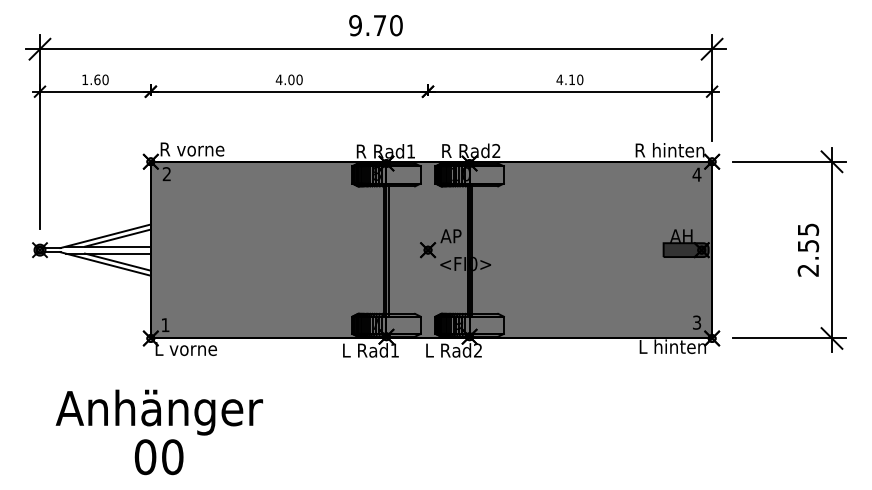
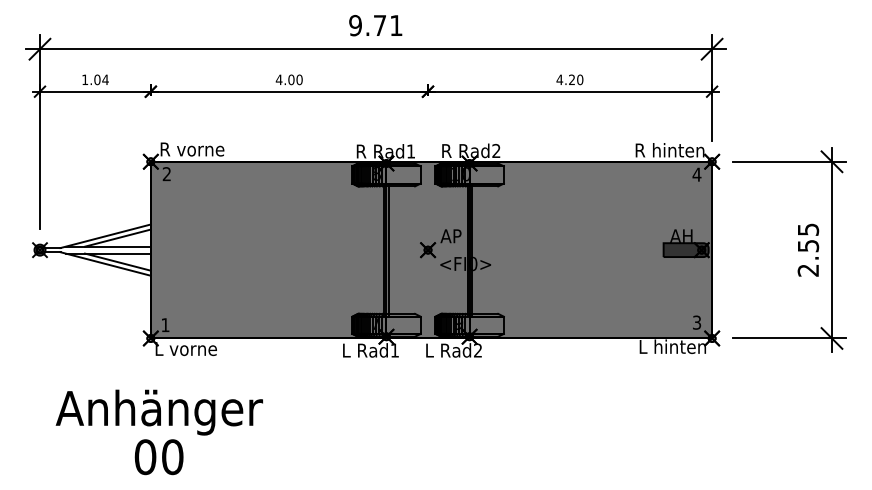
text: 9.70 -> 9.71 (396, 25)
text: 1.60 -> 1.04 (101, 79)
text: 4.10 -> 4.20 (571, 79)
